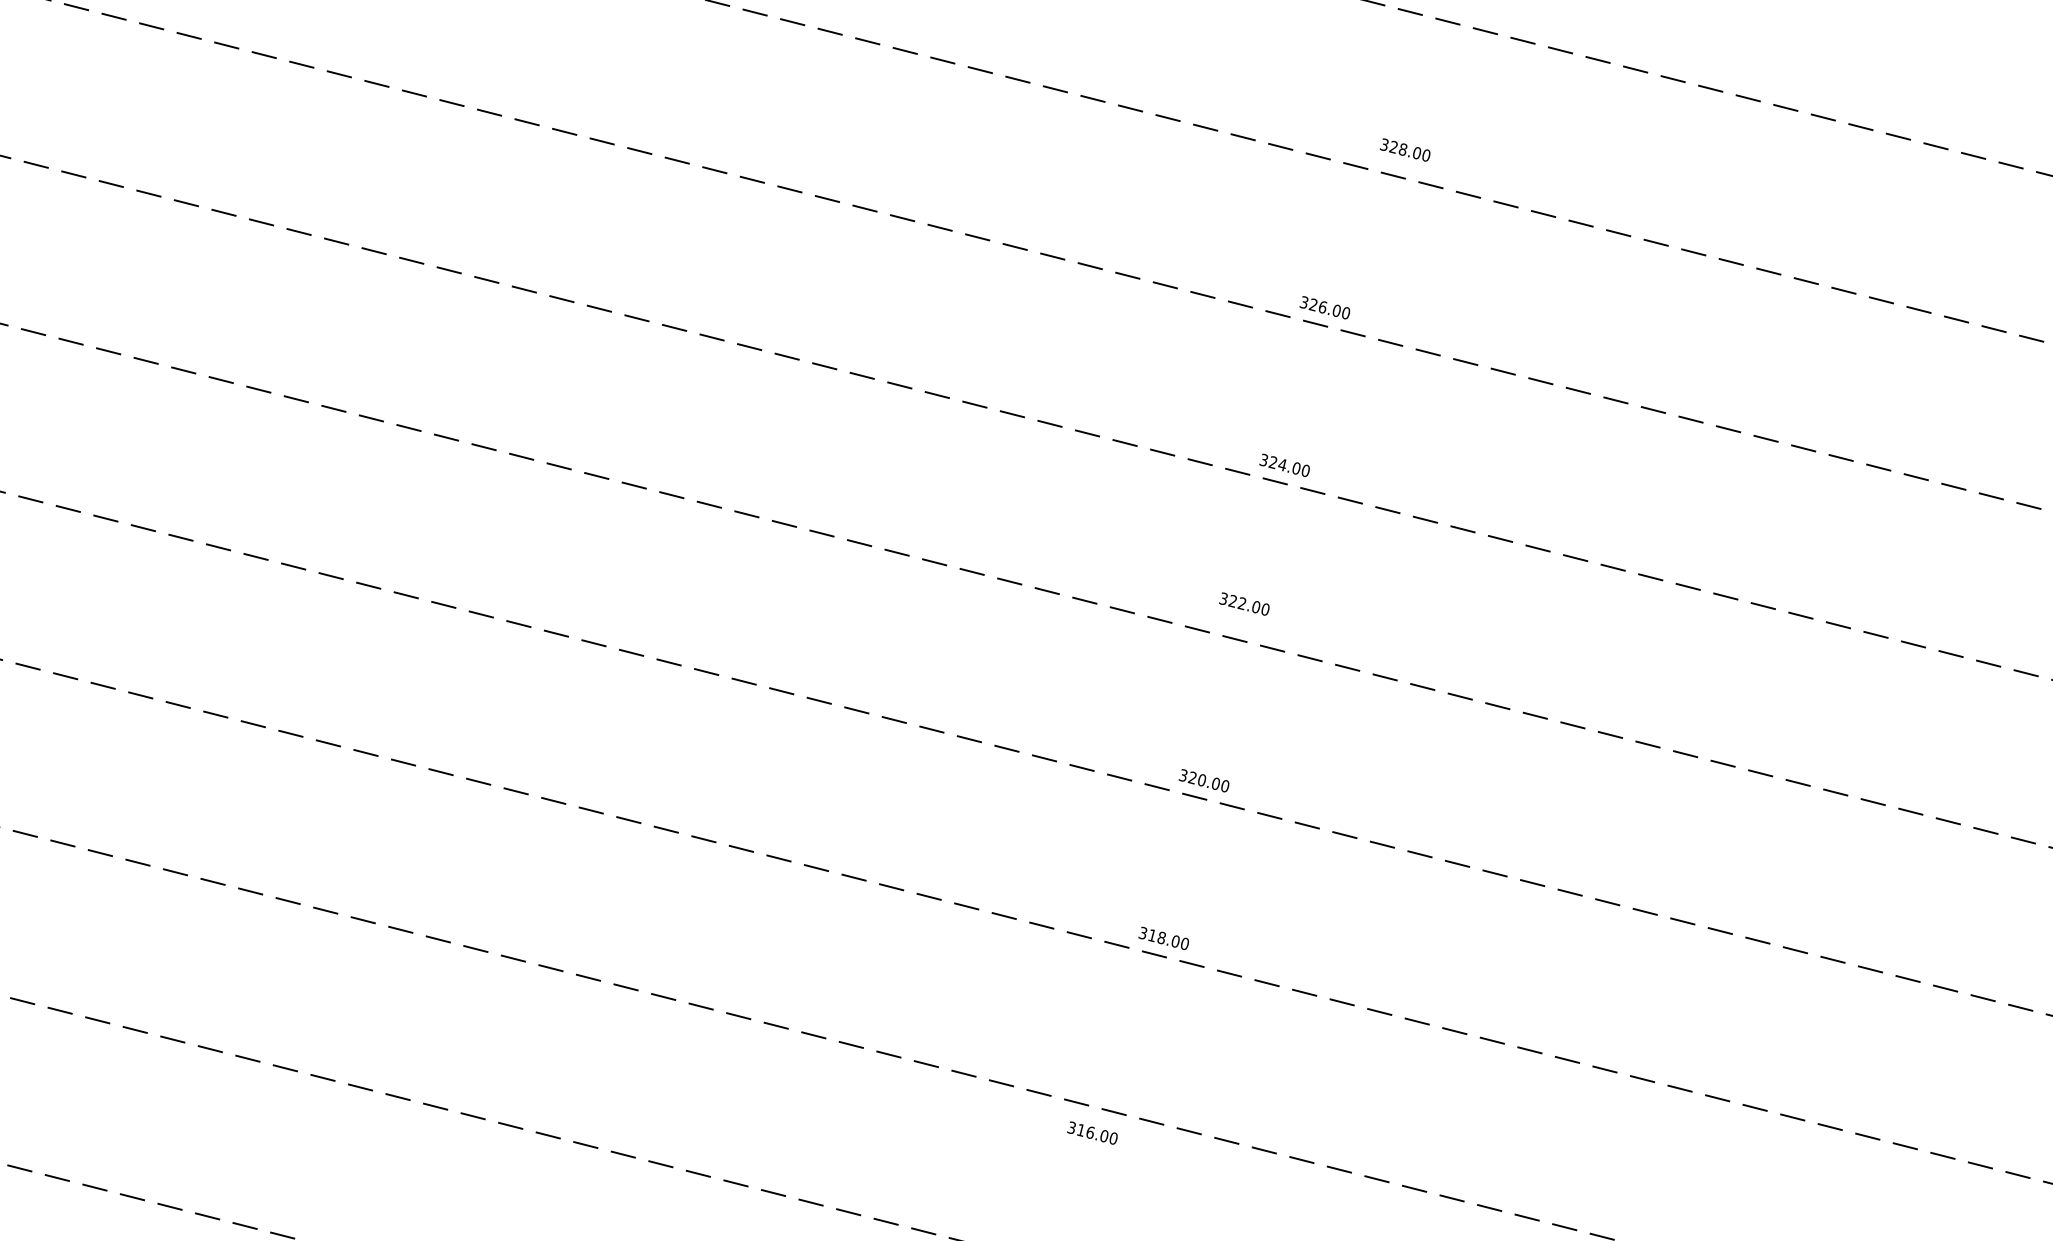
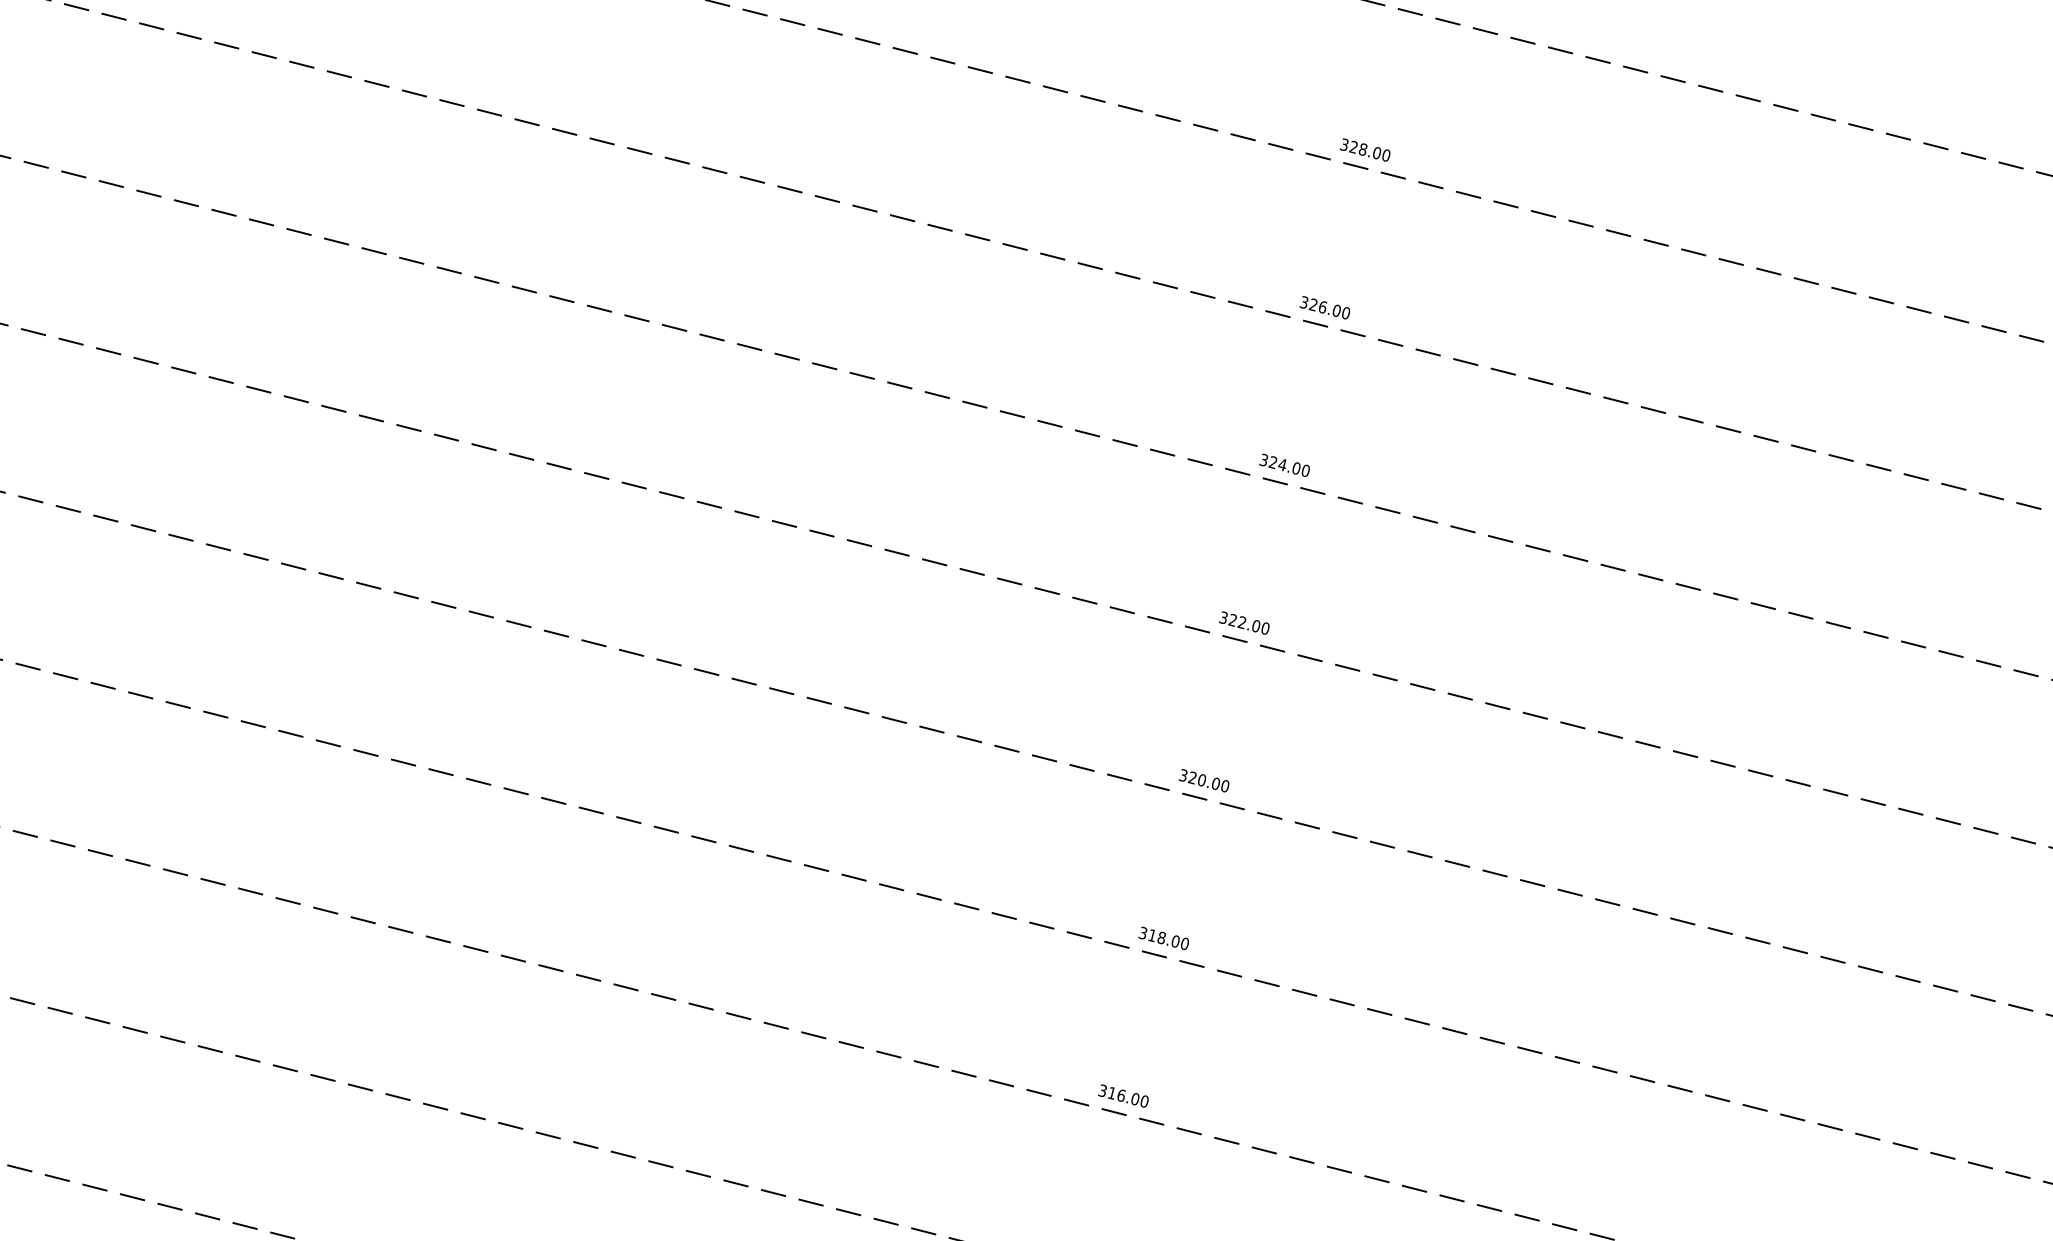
text position: (1404, 149) -> (1364, 149) (1364, 149)
text position: (1244, 603) -> (1244, 622) (1244, 622)
text position: (1092, 1132) -> (1123, 1095) (1123, 1095)
